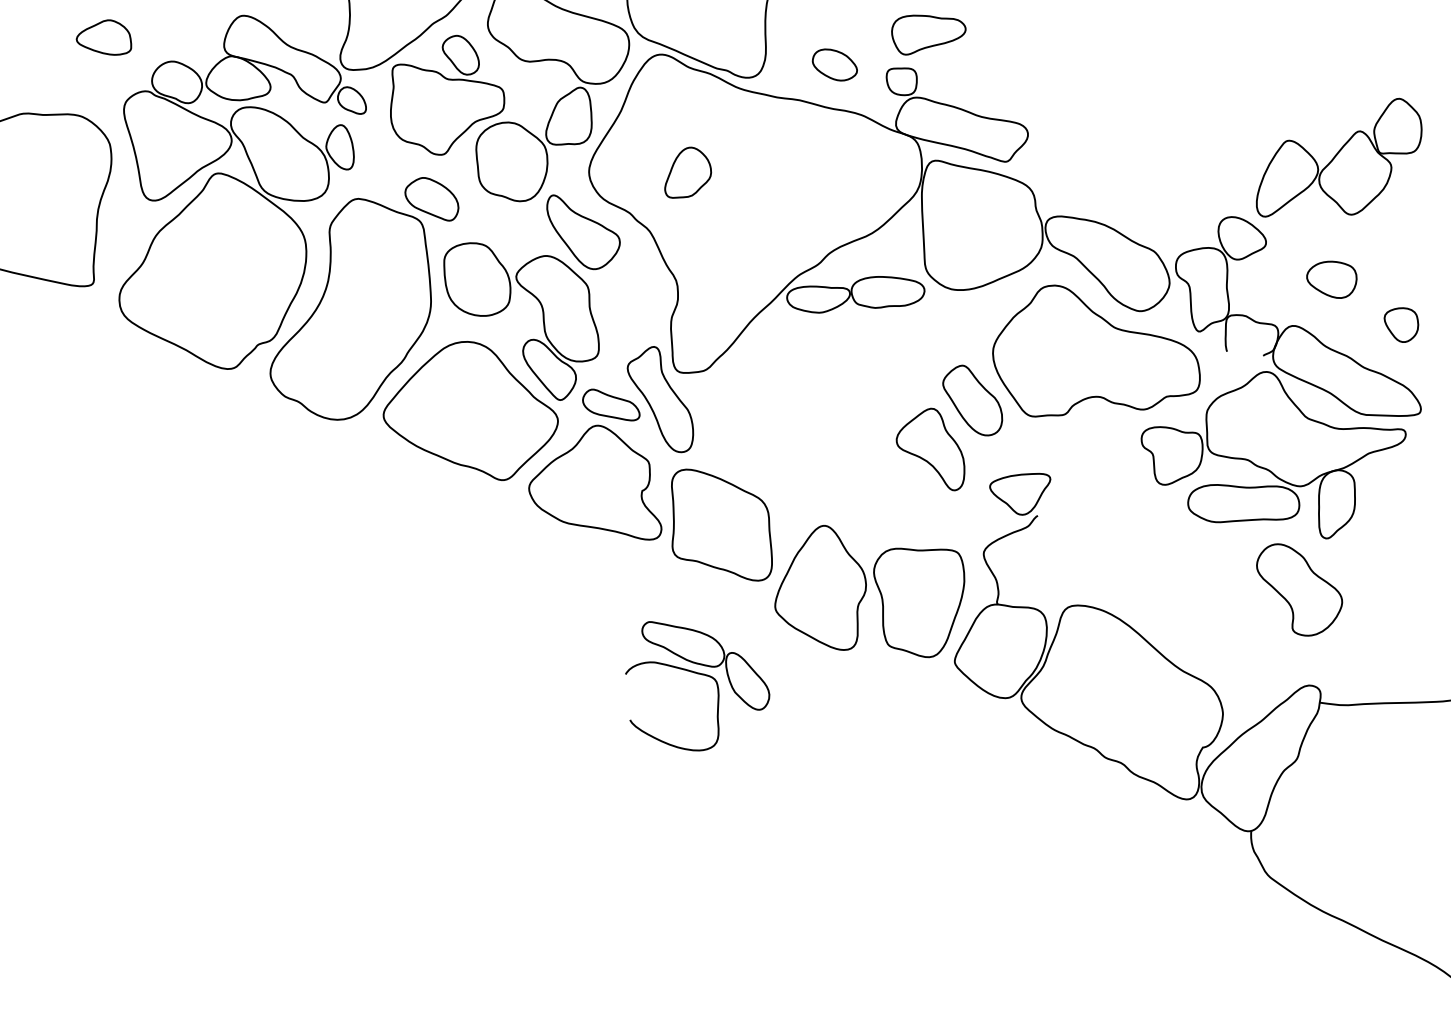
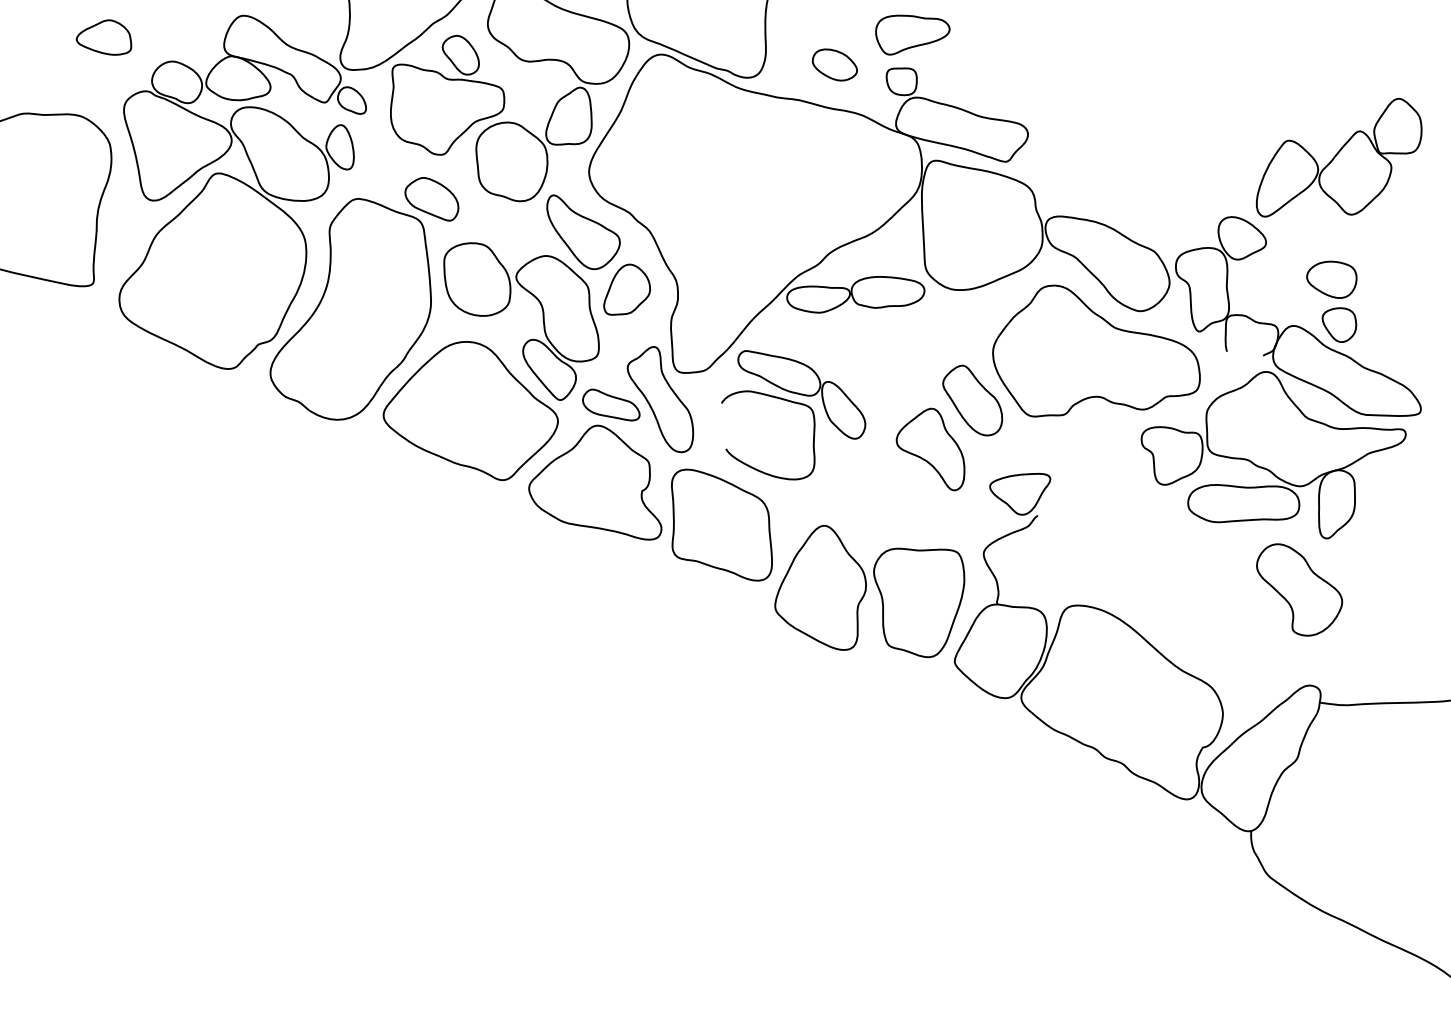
part position: (928, 34) -> (912, 34) (912, 34)
part position: (688, 172) -> (627, 289) (627, 289)
part position: (1401, 324) -> (1339, 324) (1339, 324)
part position: (697, 674) -> (793, 403) (793, 403)
